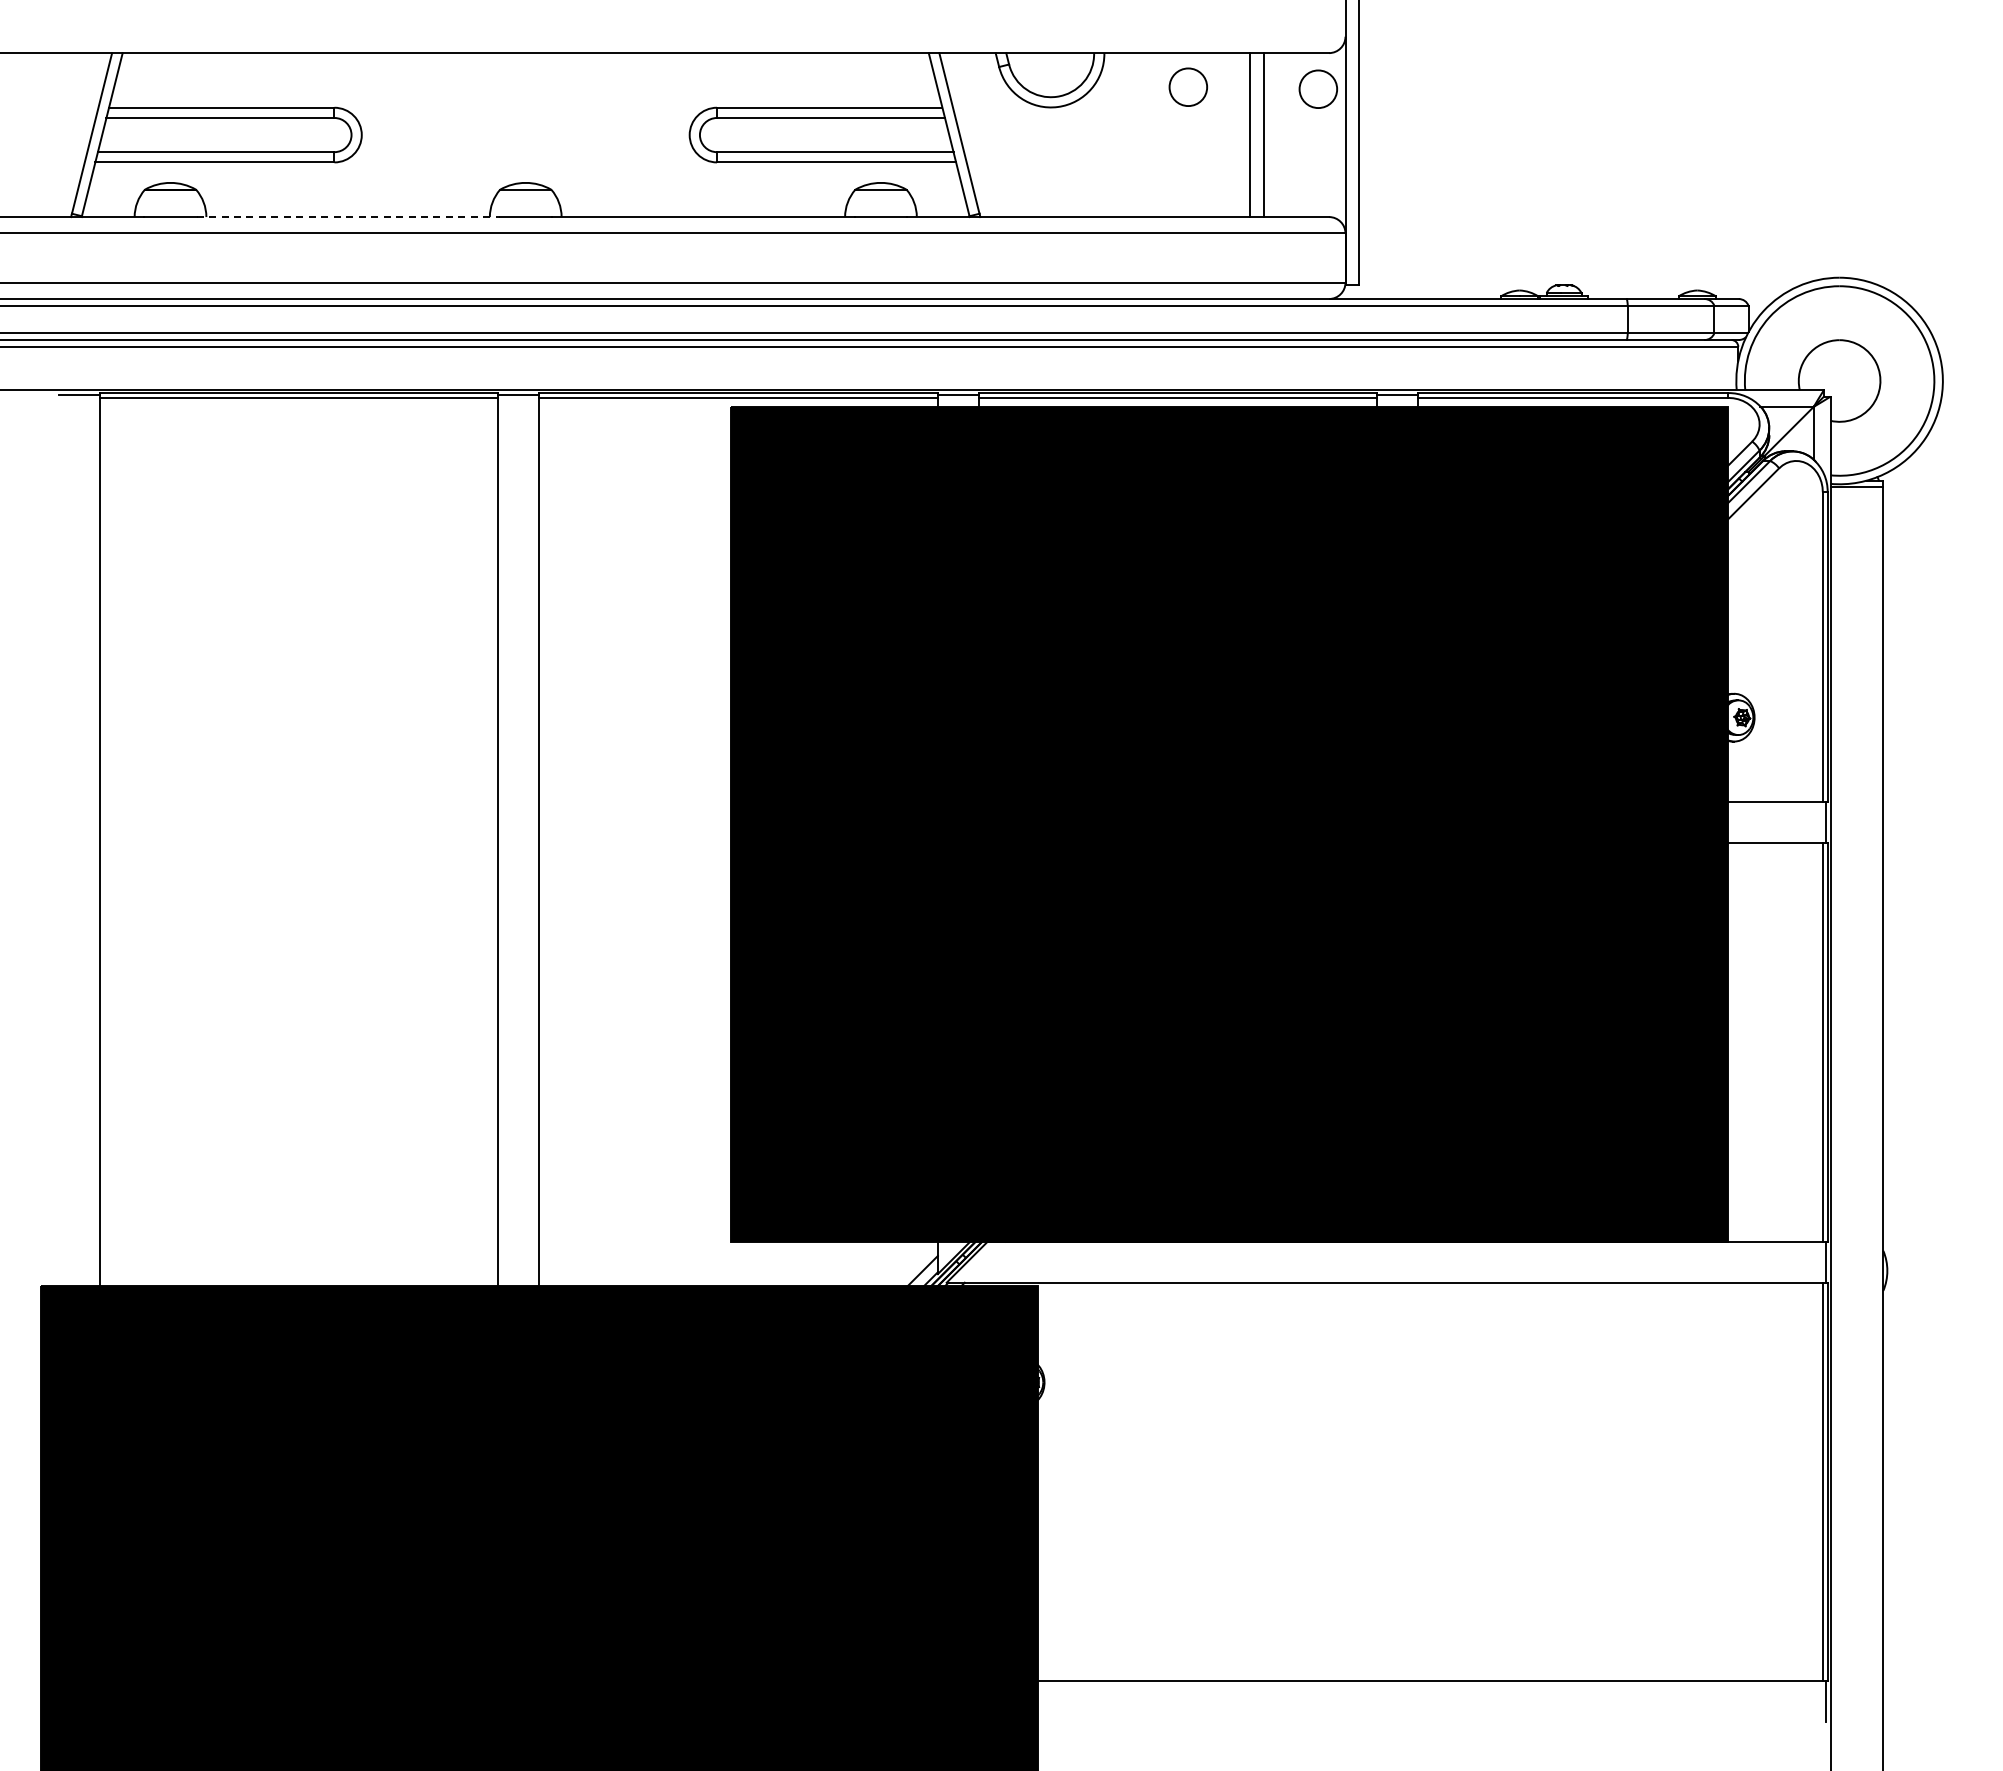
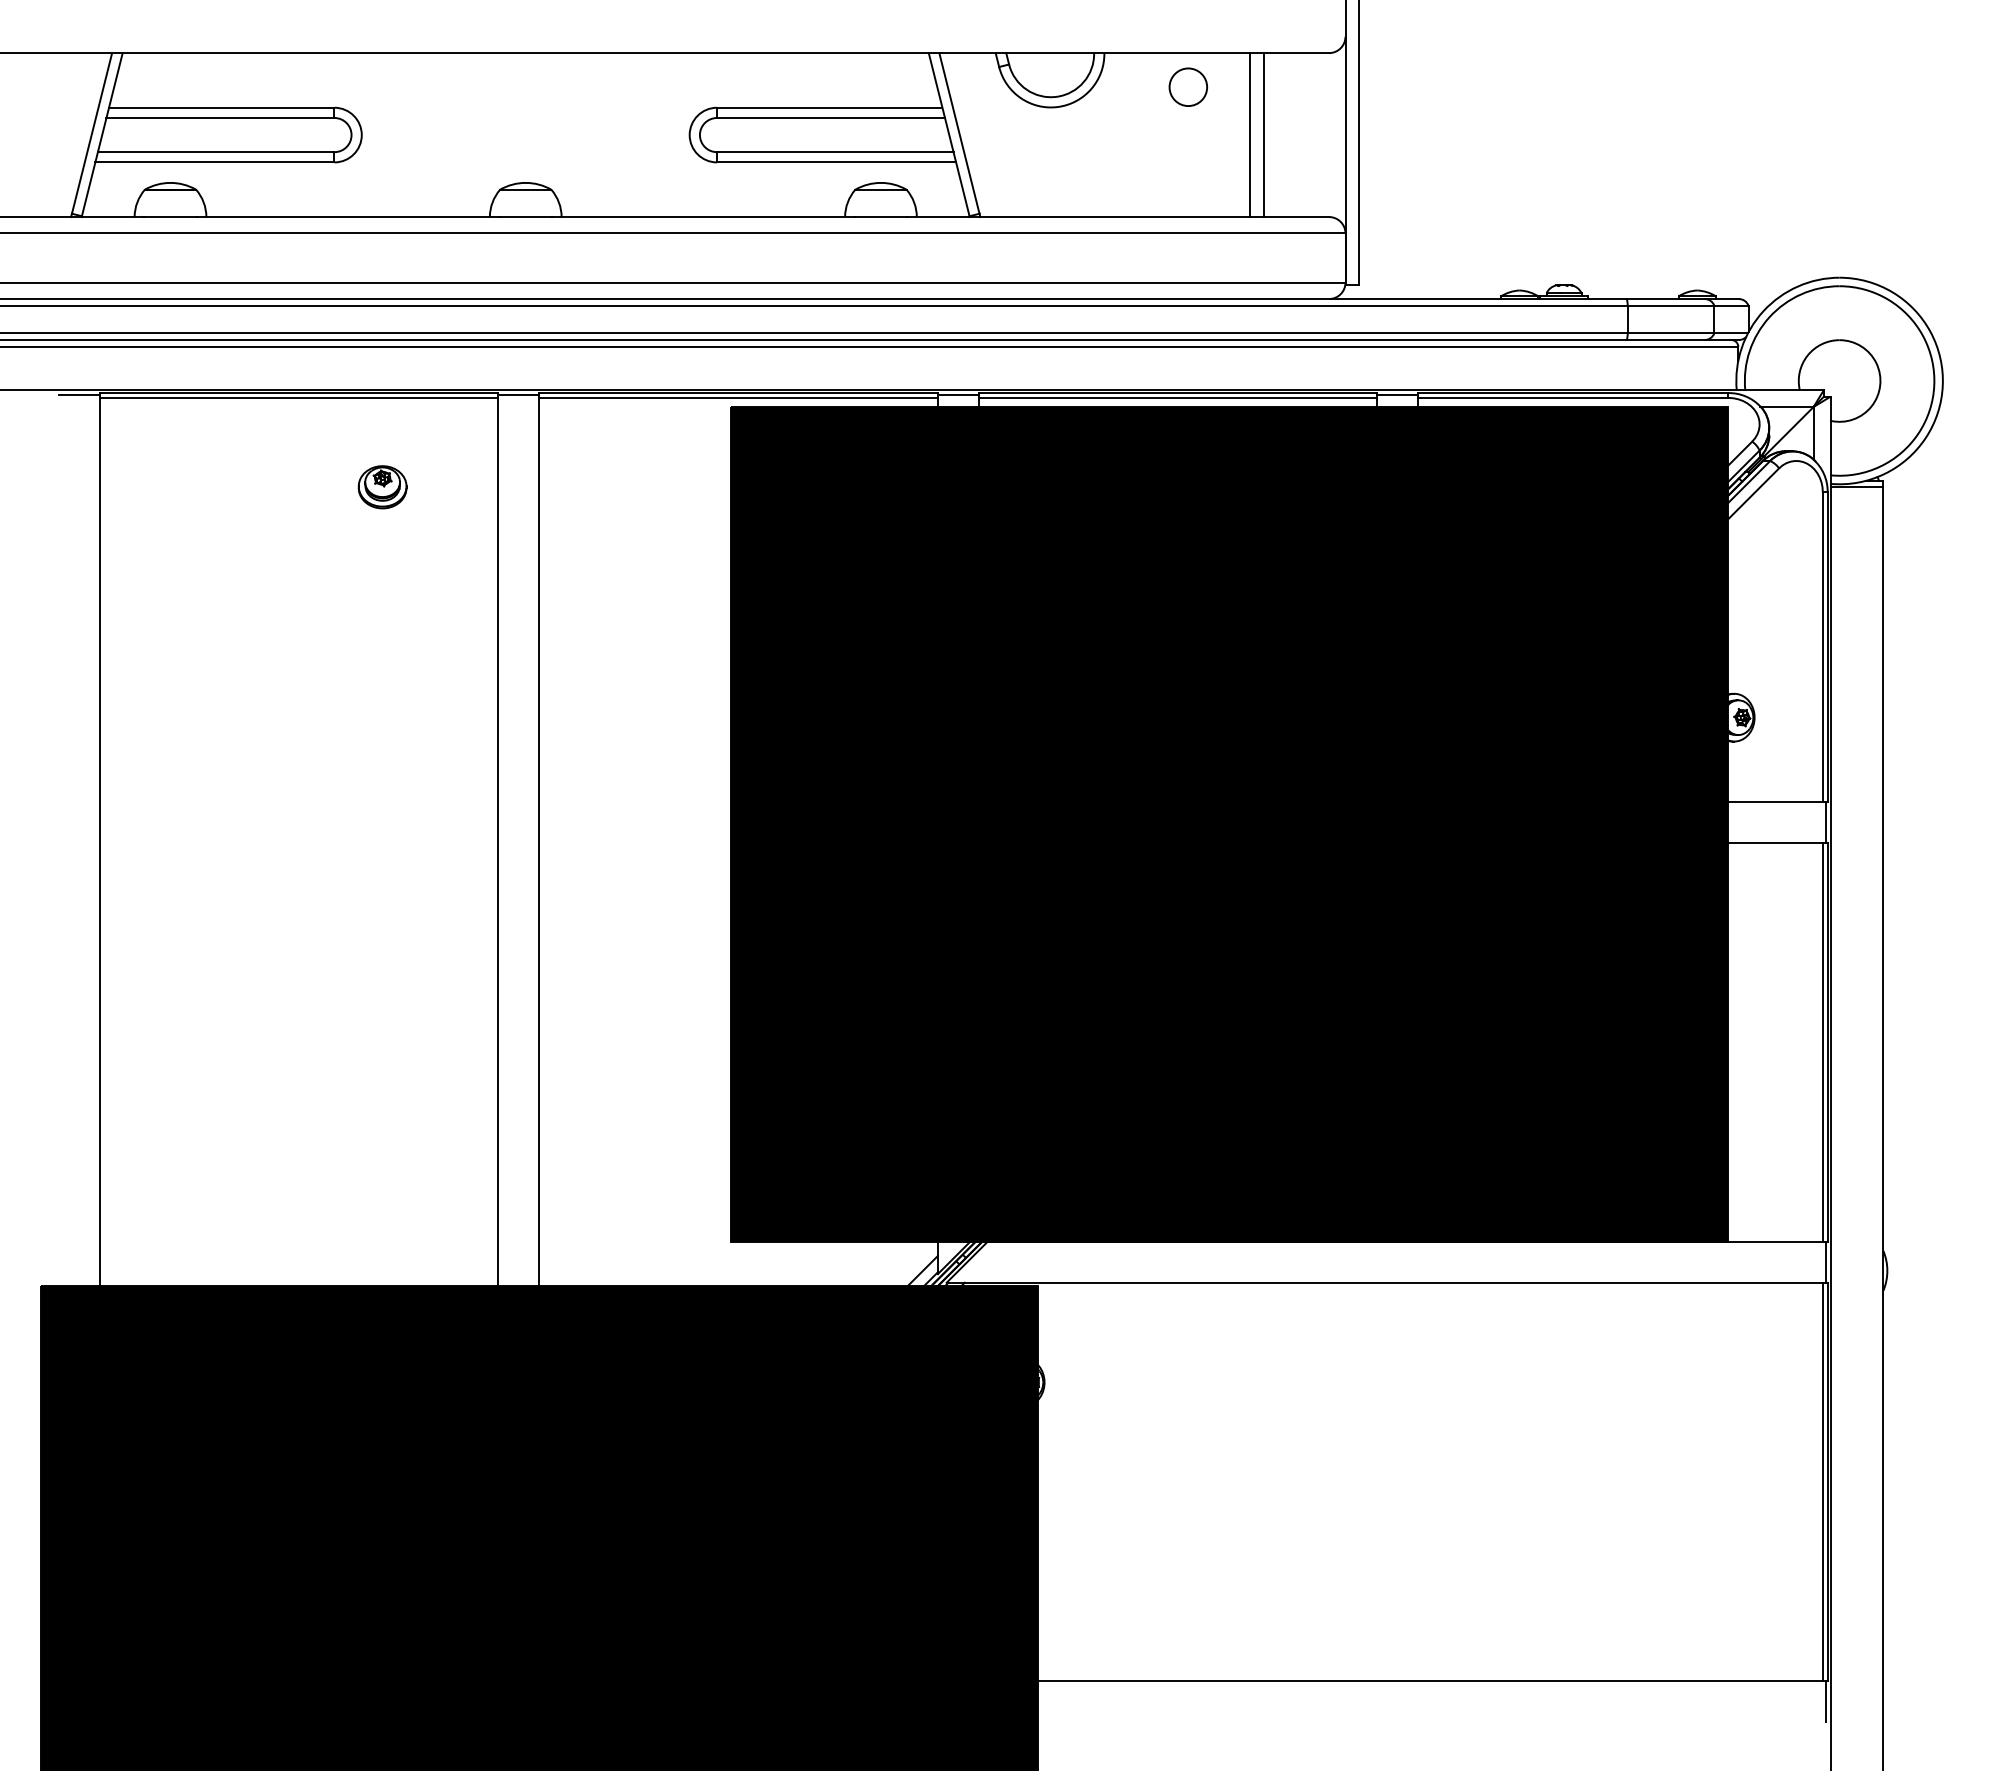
circle: present -> none (1317, 88)
line: dashed -> solid (348, 217)
part: none -> present (382, 487)
